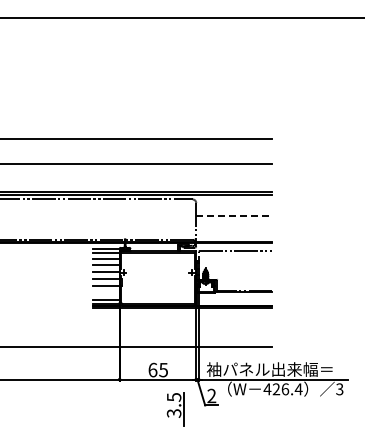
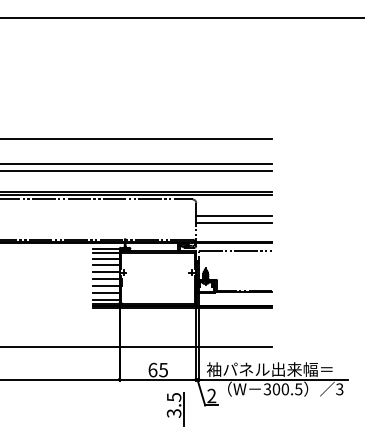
line: none -> present (137, 171)
line: dashed -> solid (234, 215)
line: none -> present (234, 223)
line: none -> present (105, 293)
text: 426.4 -> 300.5 (282, 389)
